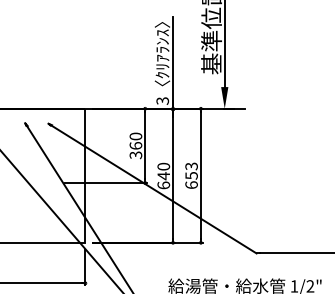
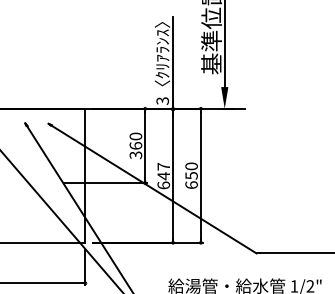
text: 640 -> 647 (163, 166)
text: 653 -> 650 (191, 166)
